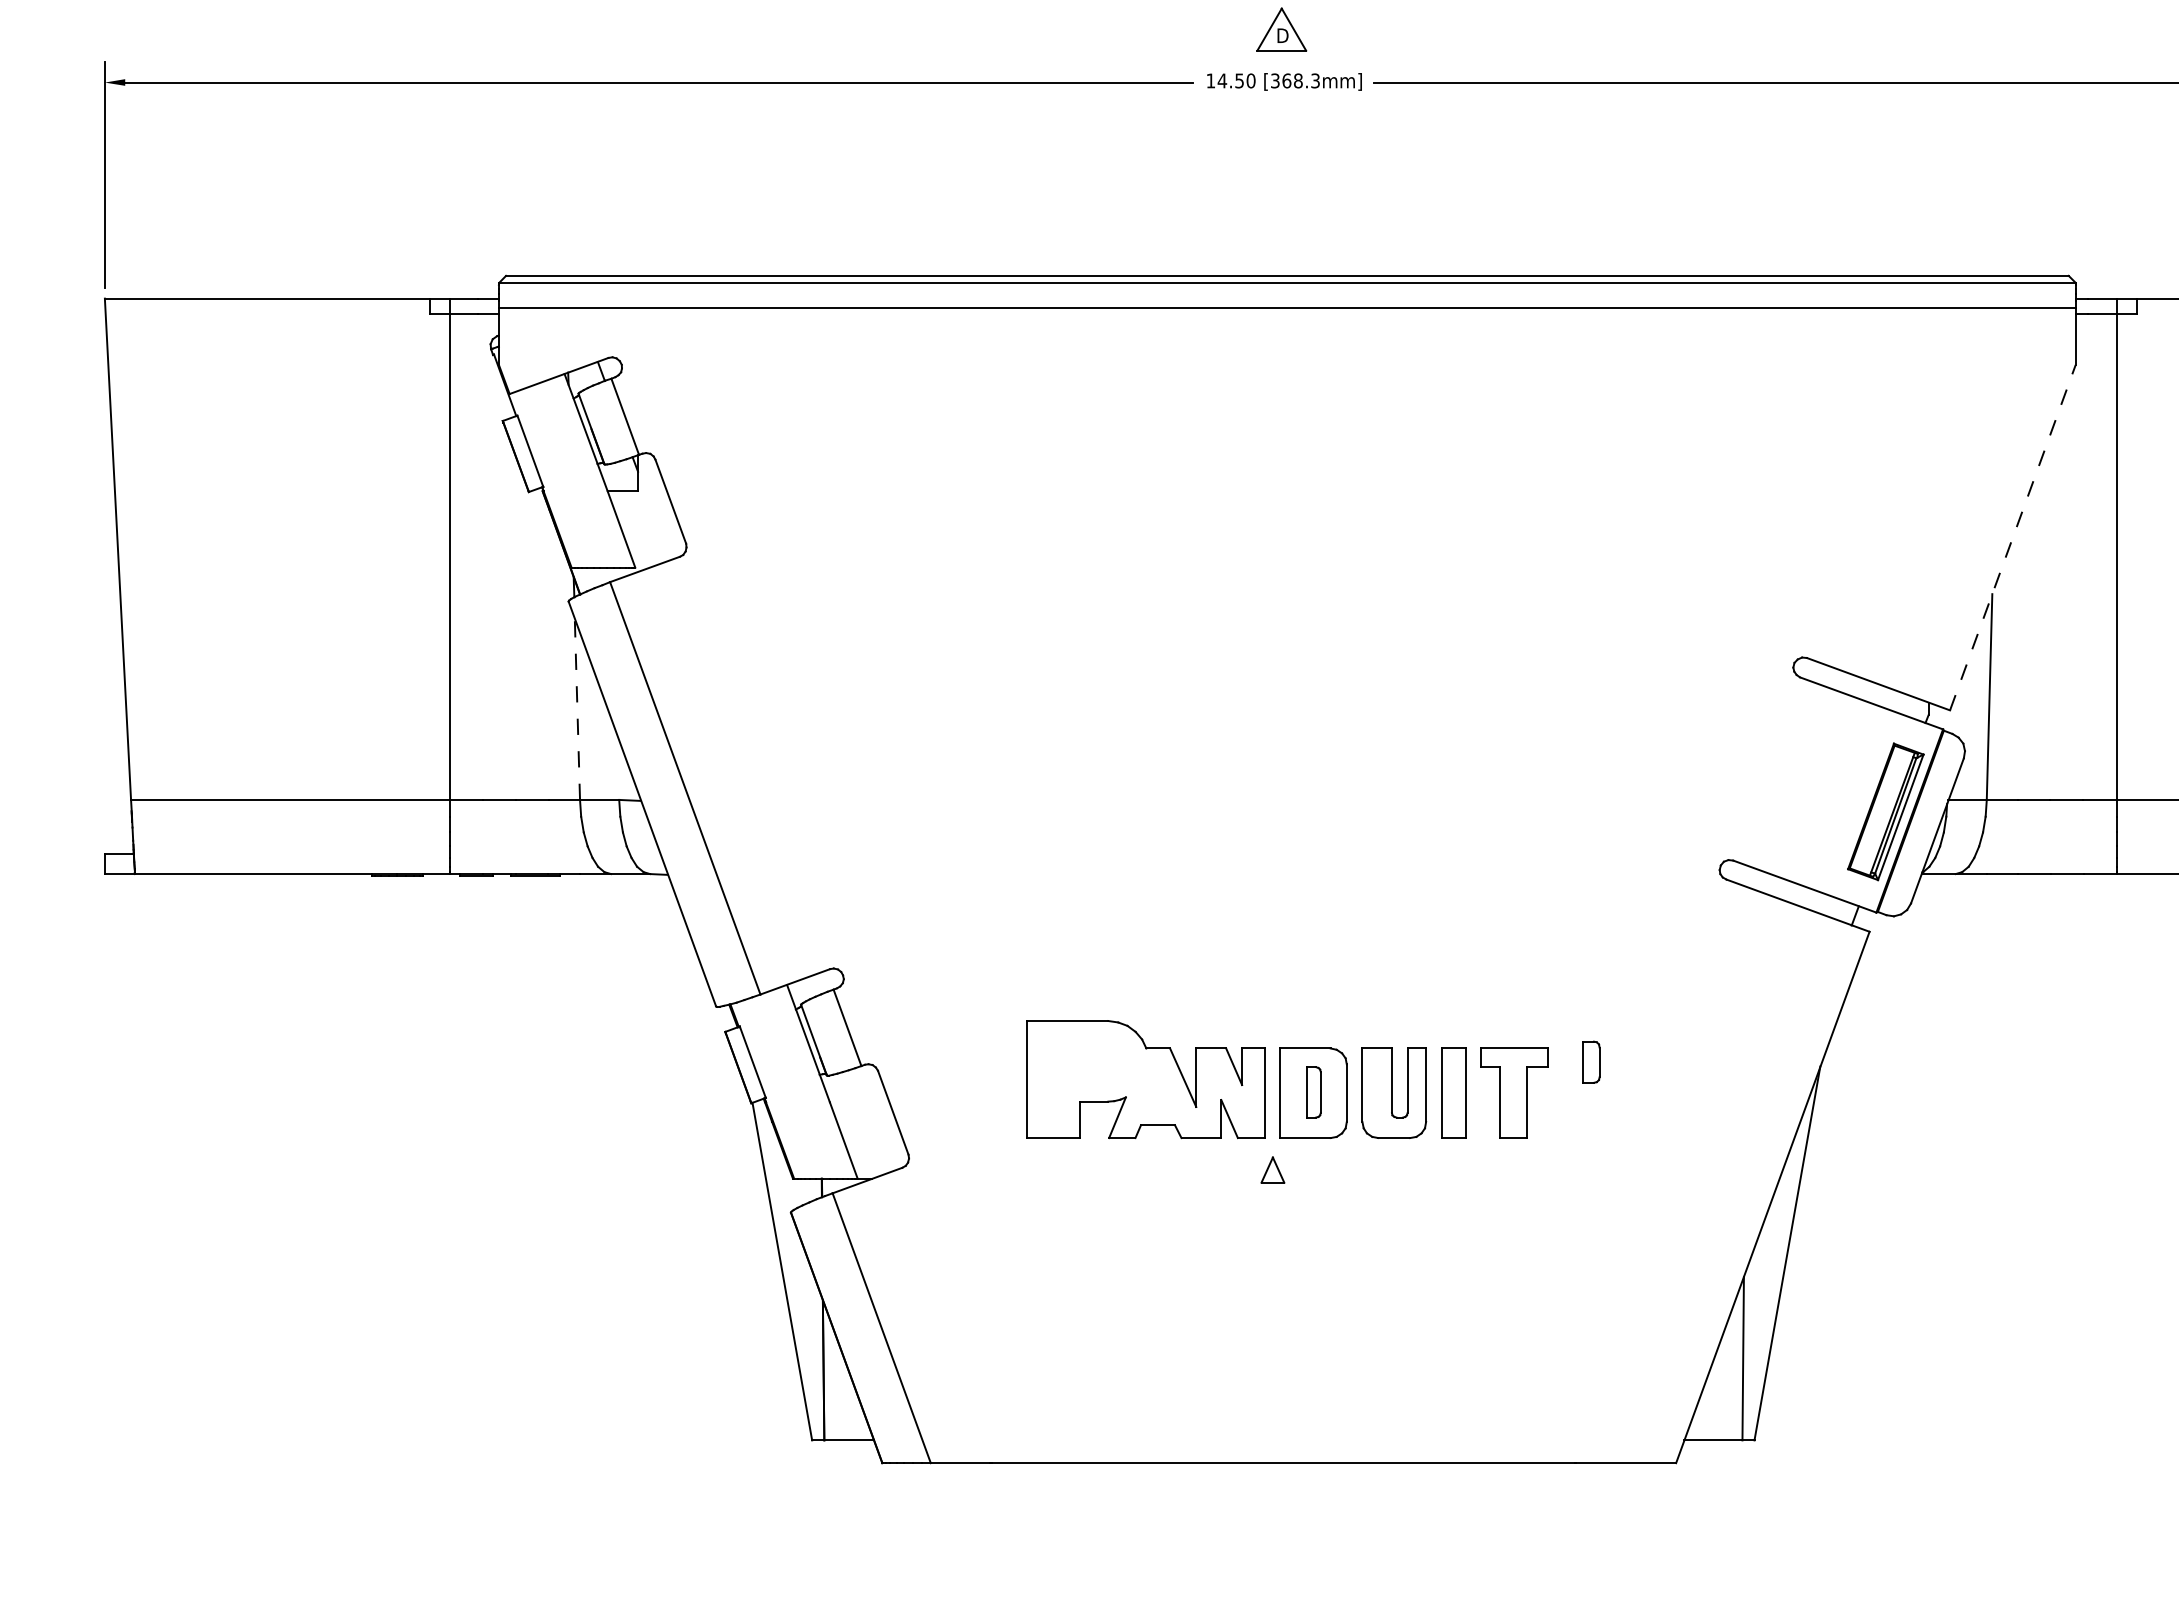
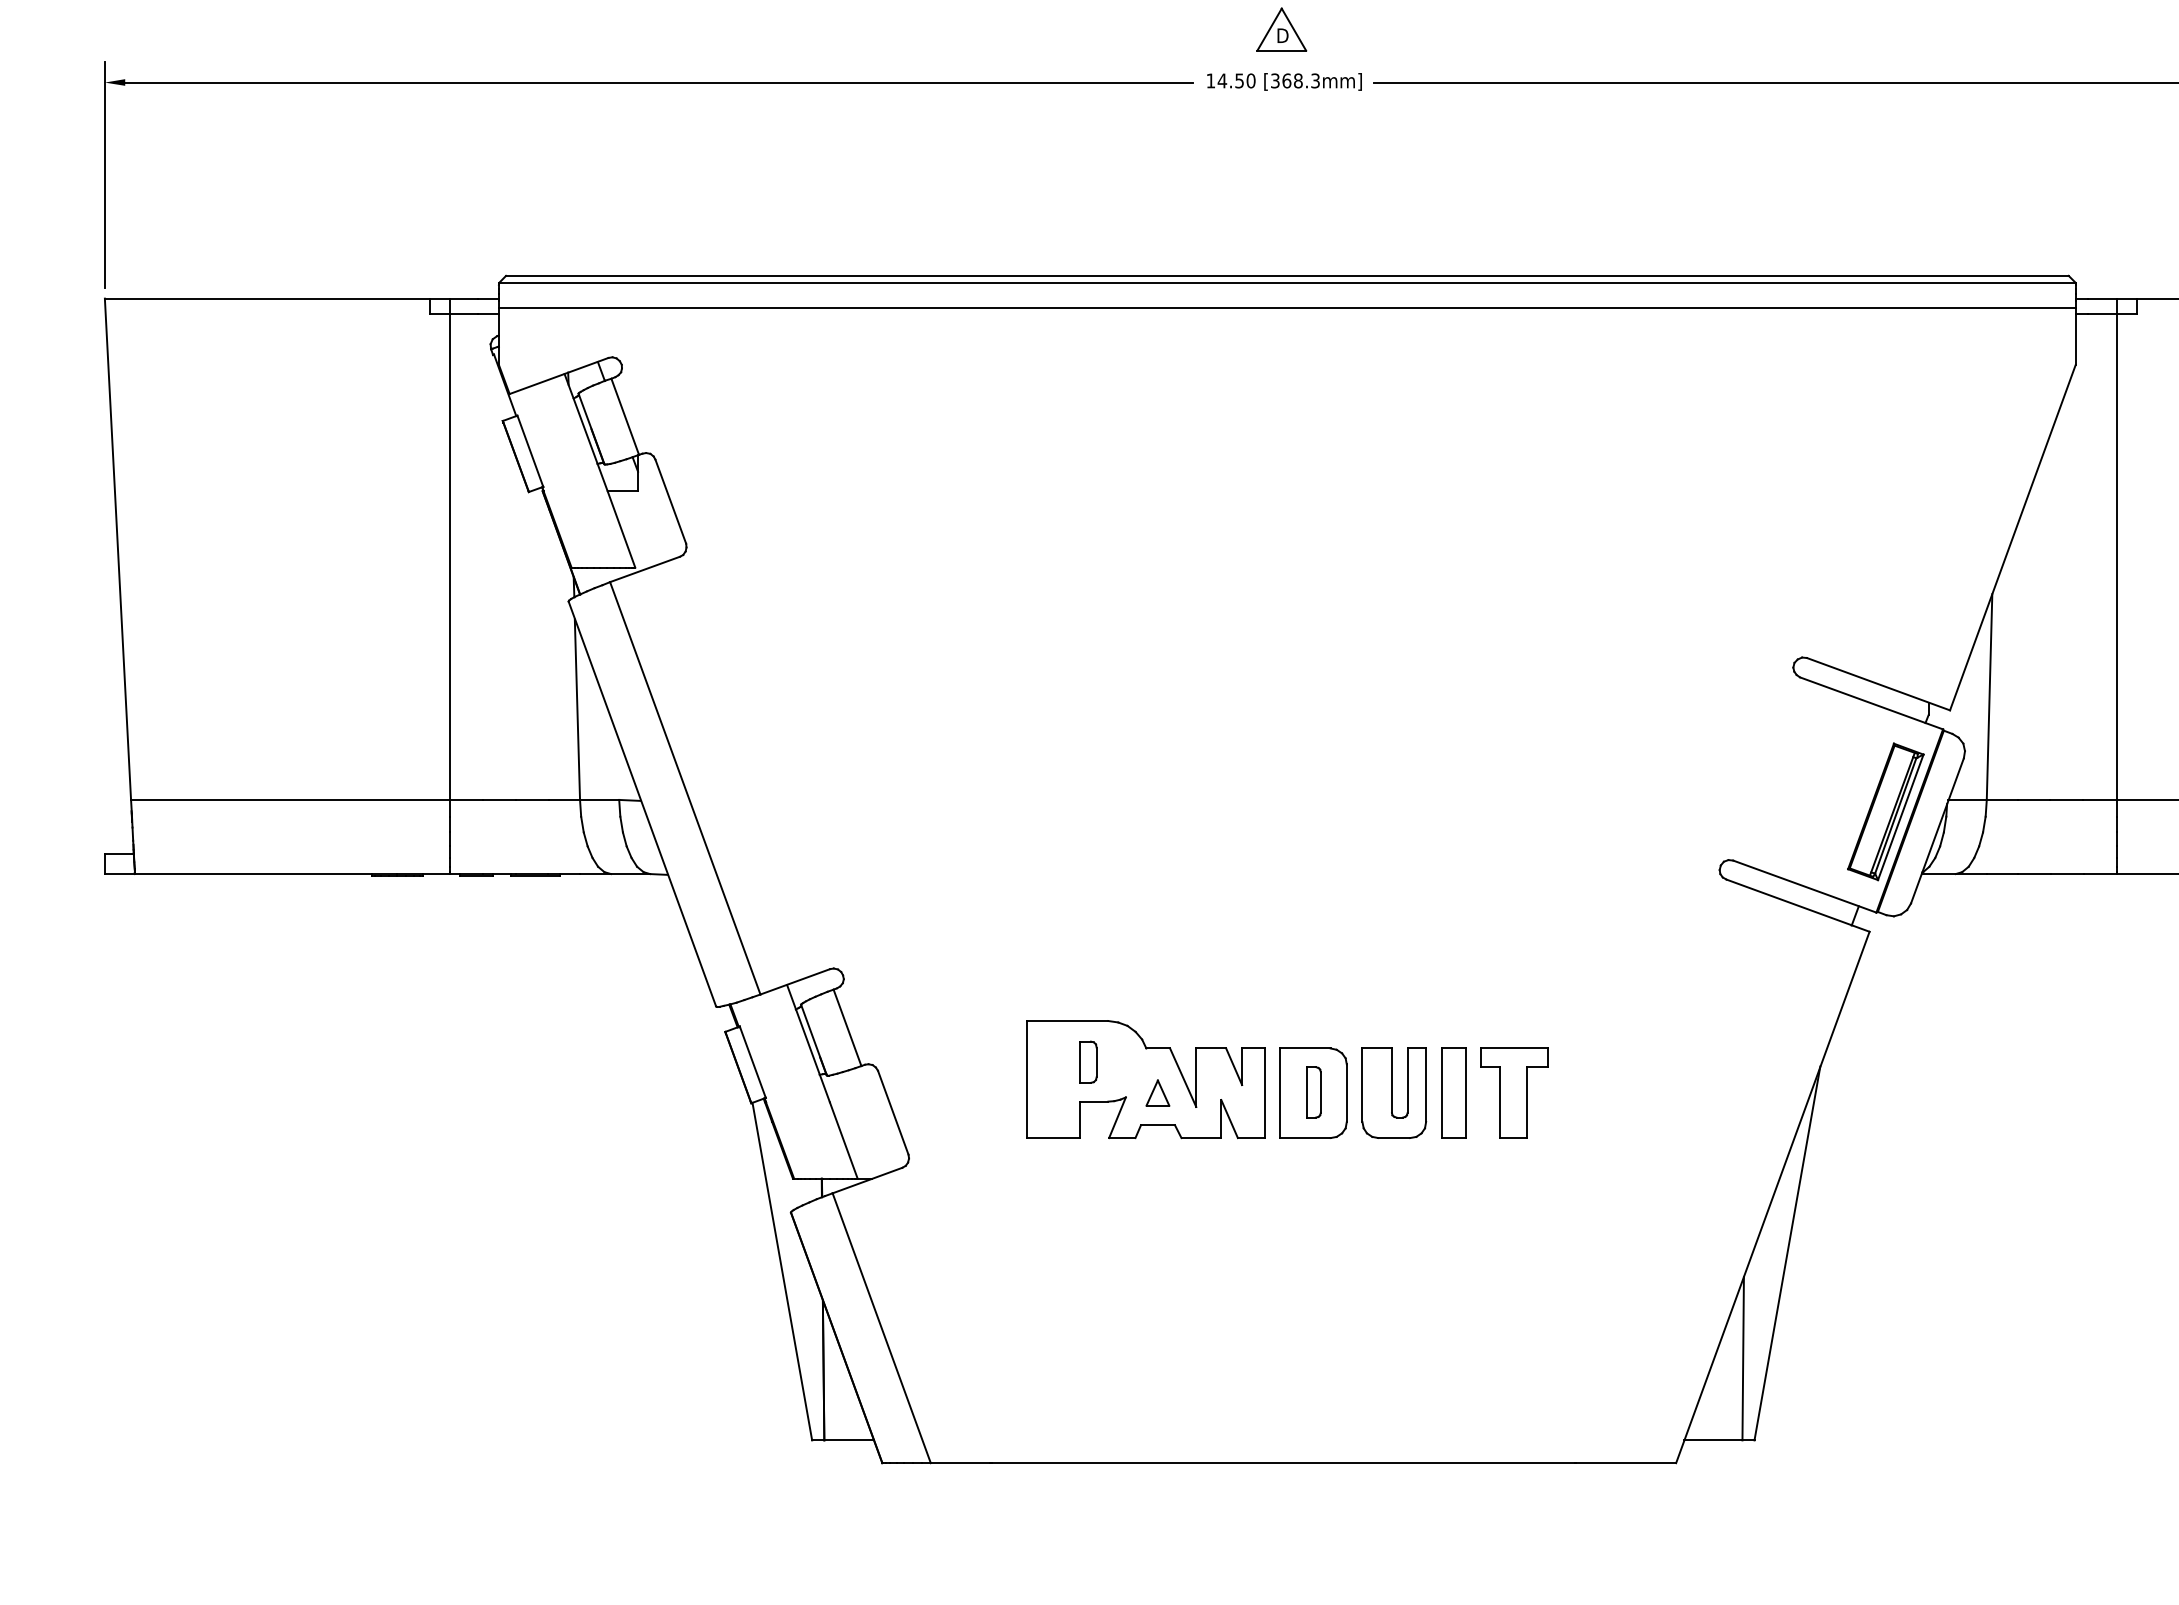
line: dashed -> solid (2012, 537)
line: dashed -> solid (577, 709)
part position: (1591, 1061) -> (1088, 1061) (1088, 1061)
part position: (1272, 1169) -> (1157, 1092) (1157, 1092)
